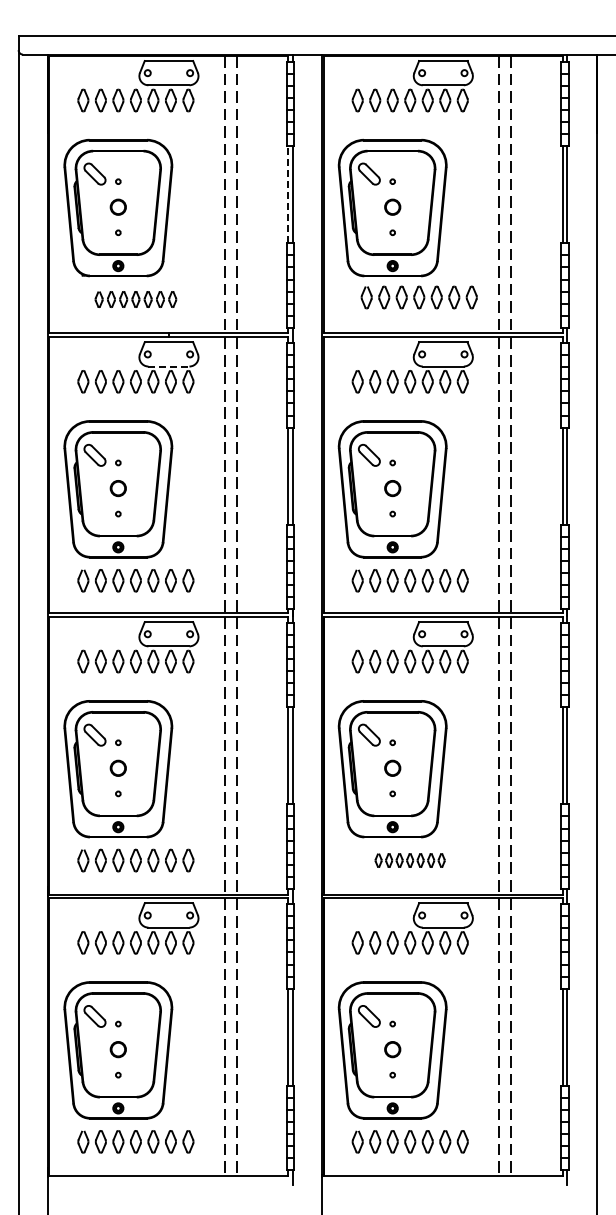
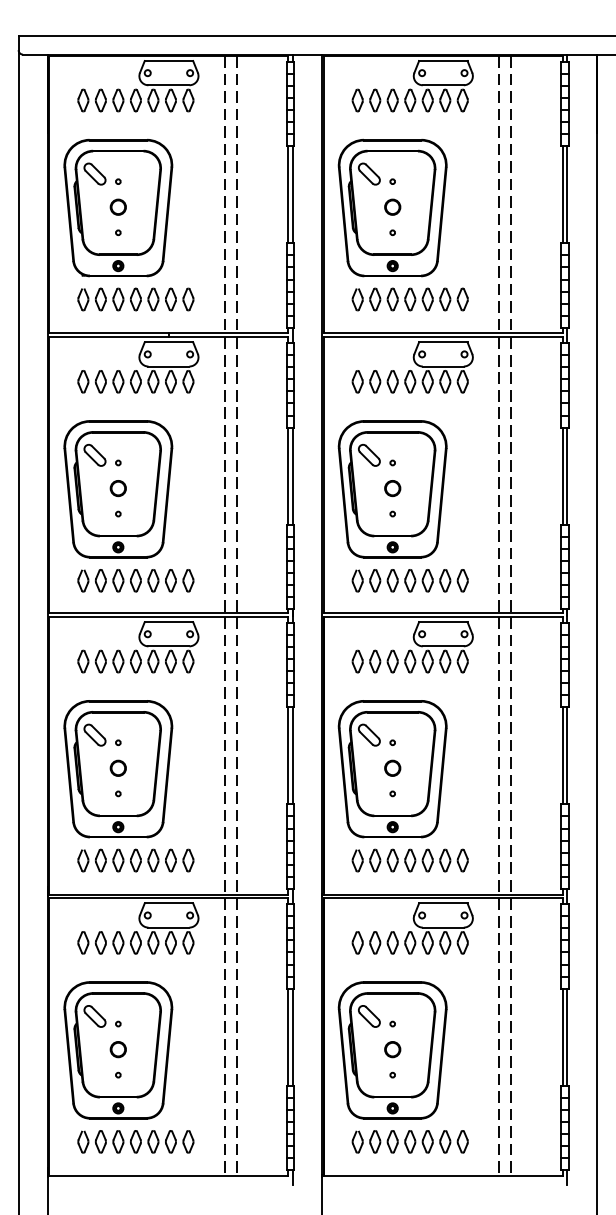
line: dashed -> solid (288, 194)
part position: (418, 297) -> (409, 299) (409, 299)
part size: 84x17 px -> 118x25 px (135, 299)
line: dashed -> solid (169, 366)
part size: 72x15 px -> 118x25 px (409, 860)
